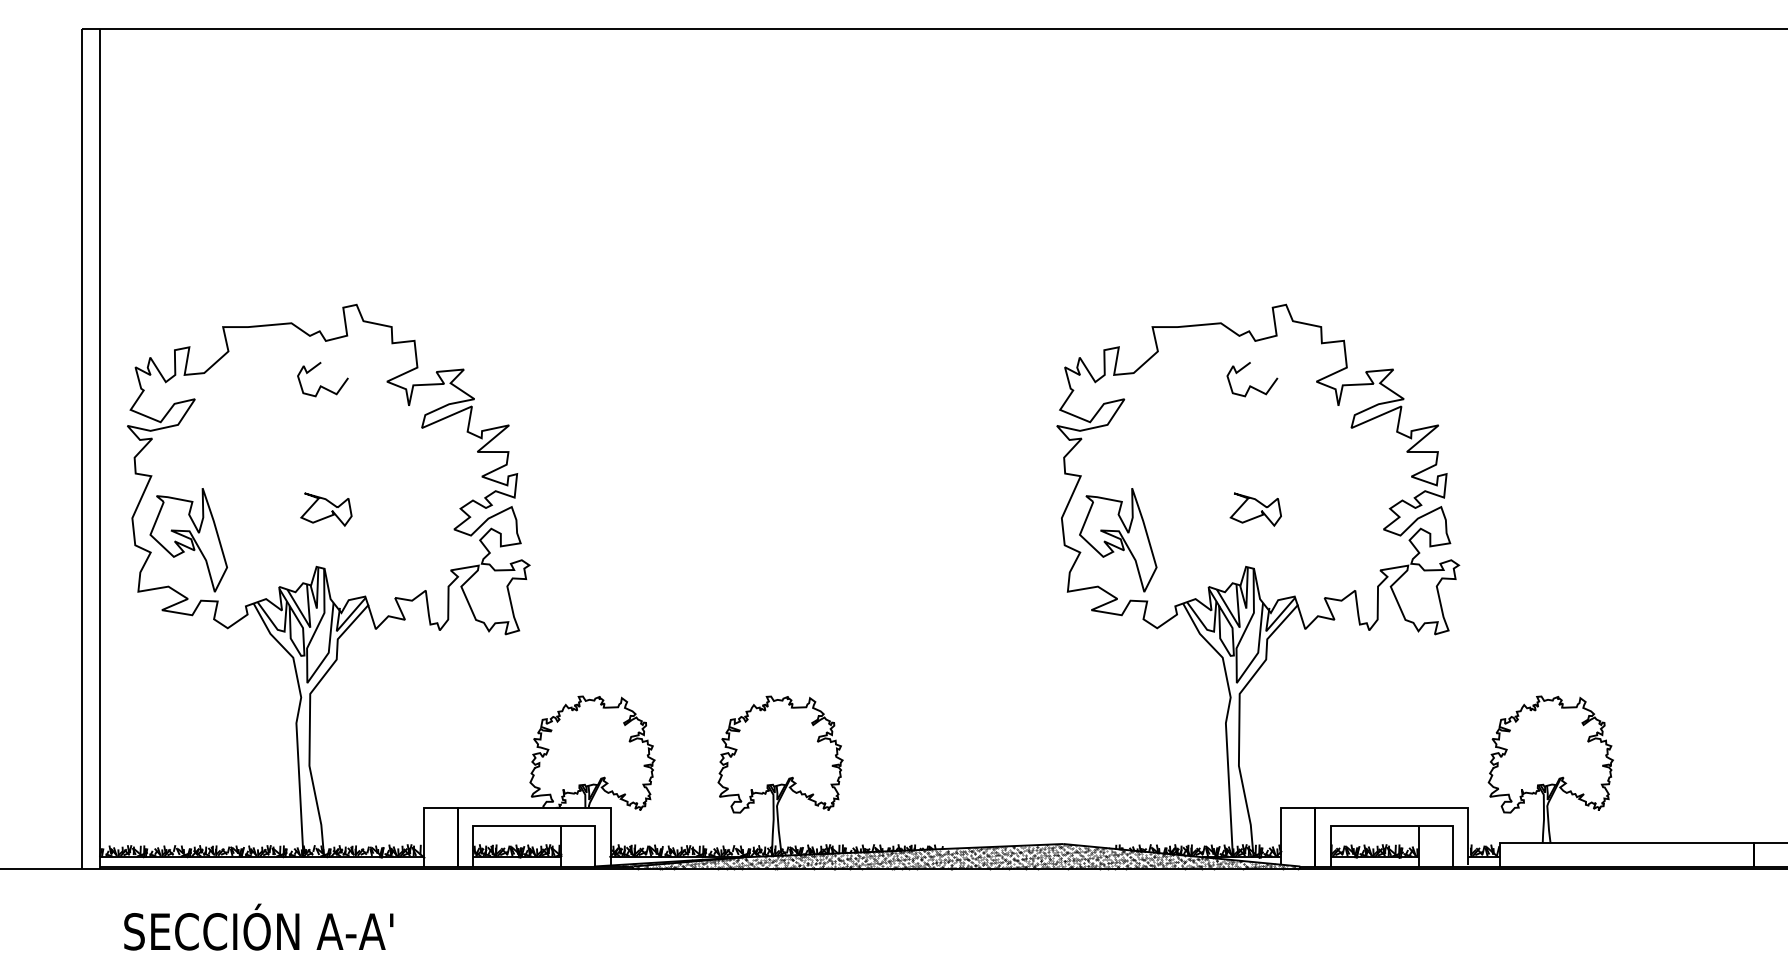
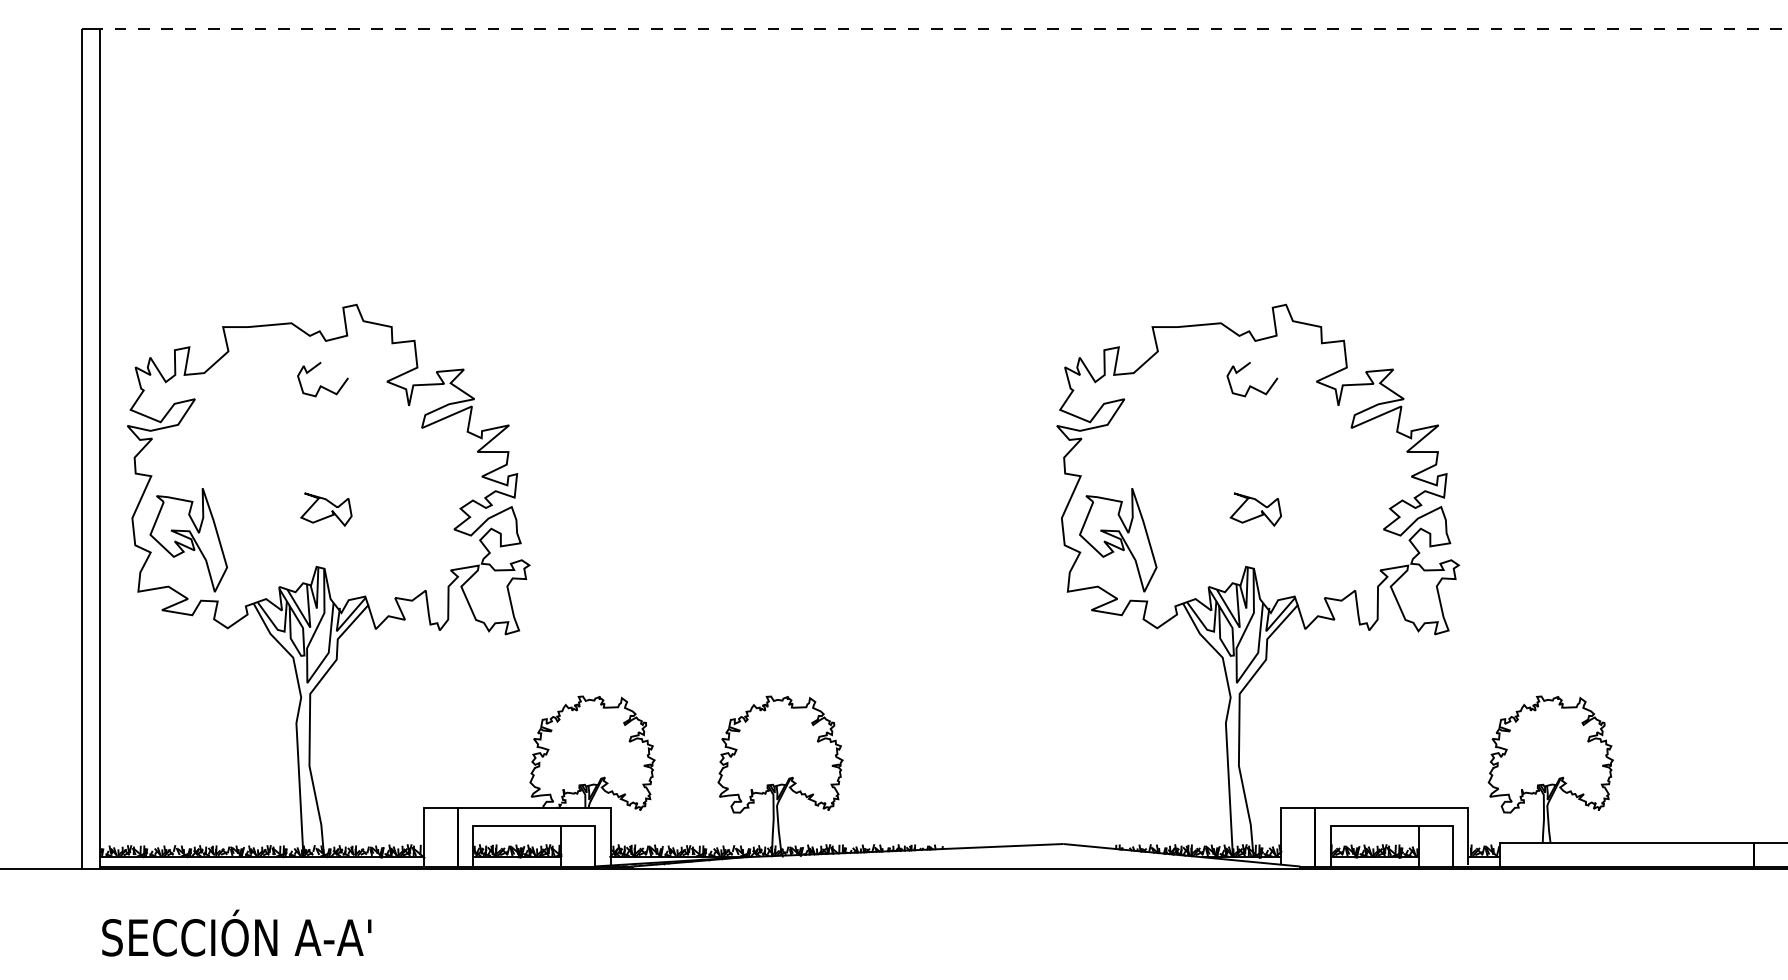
line: solid -> dashed (943, 29)
hatch: present -> none (967, 856)
text position: (258, 926) -> (236, 932) (236, 932)
